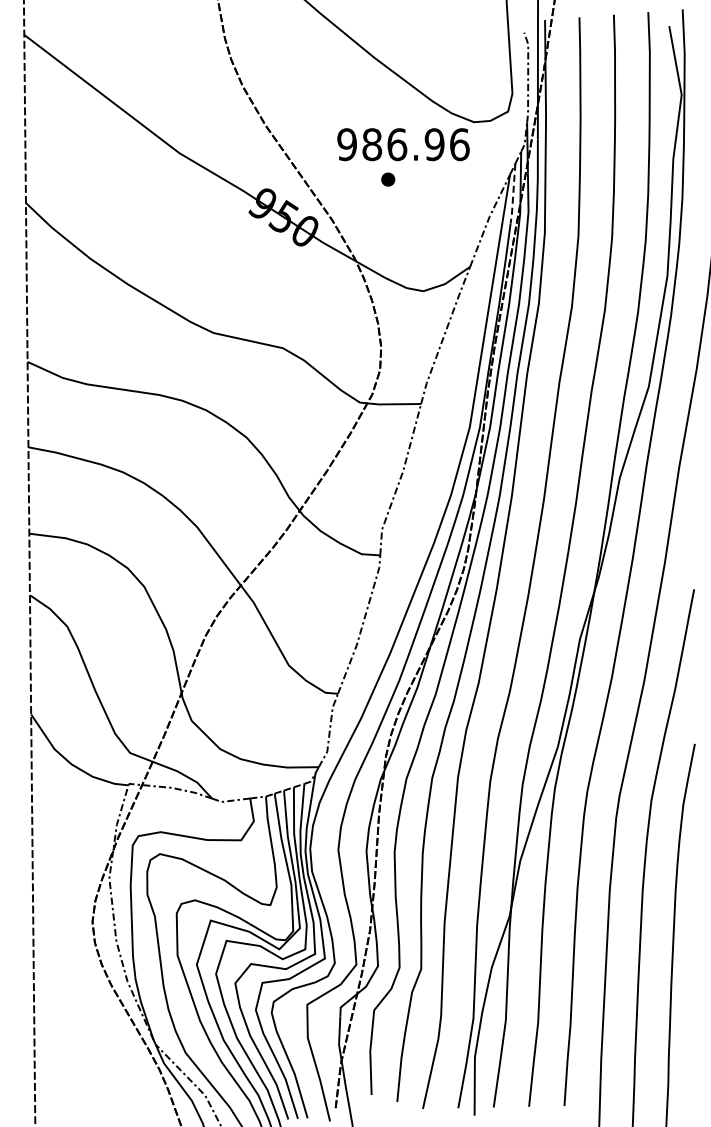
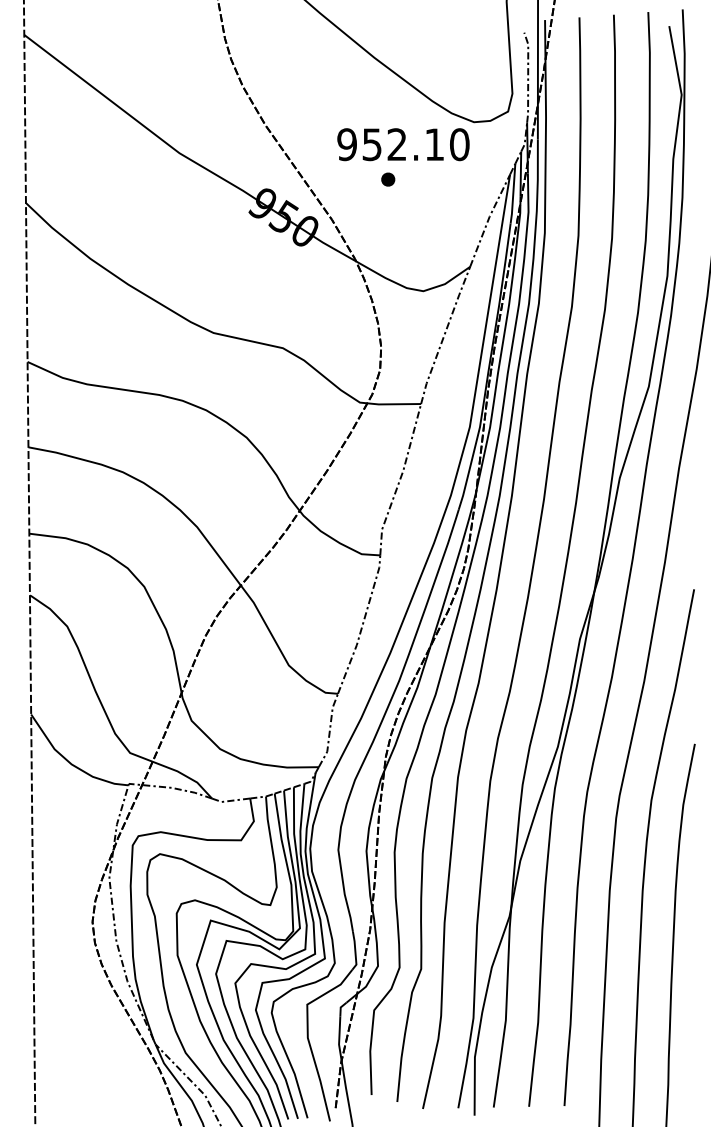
text: 986.96 -> 952.10 (415, 144)
line: dashed -> solid (513, 194)
